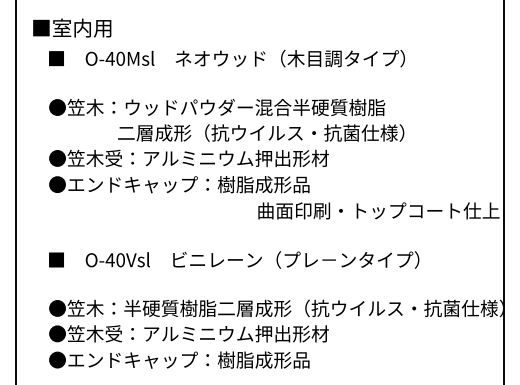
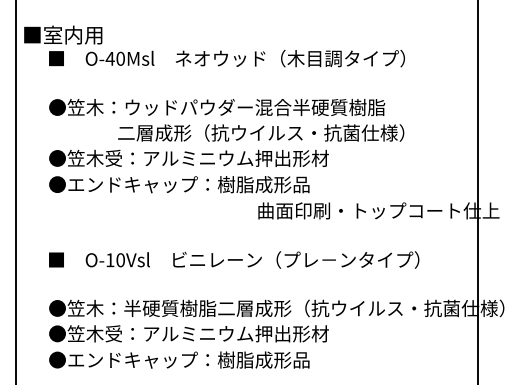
text position: (72, 27) -> (63, 34) (63, 34)
line position: (504, 191) -> (478, 191) (478, 191)
text: O-40Vsl -> O-10Vsl (109, 260)
